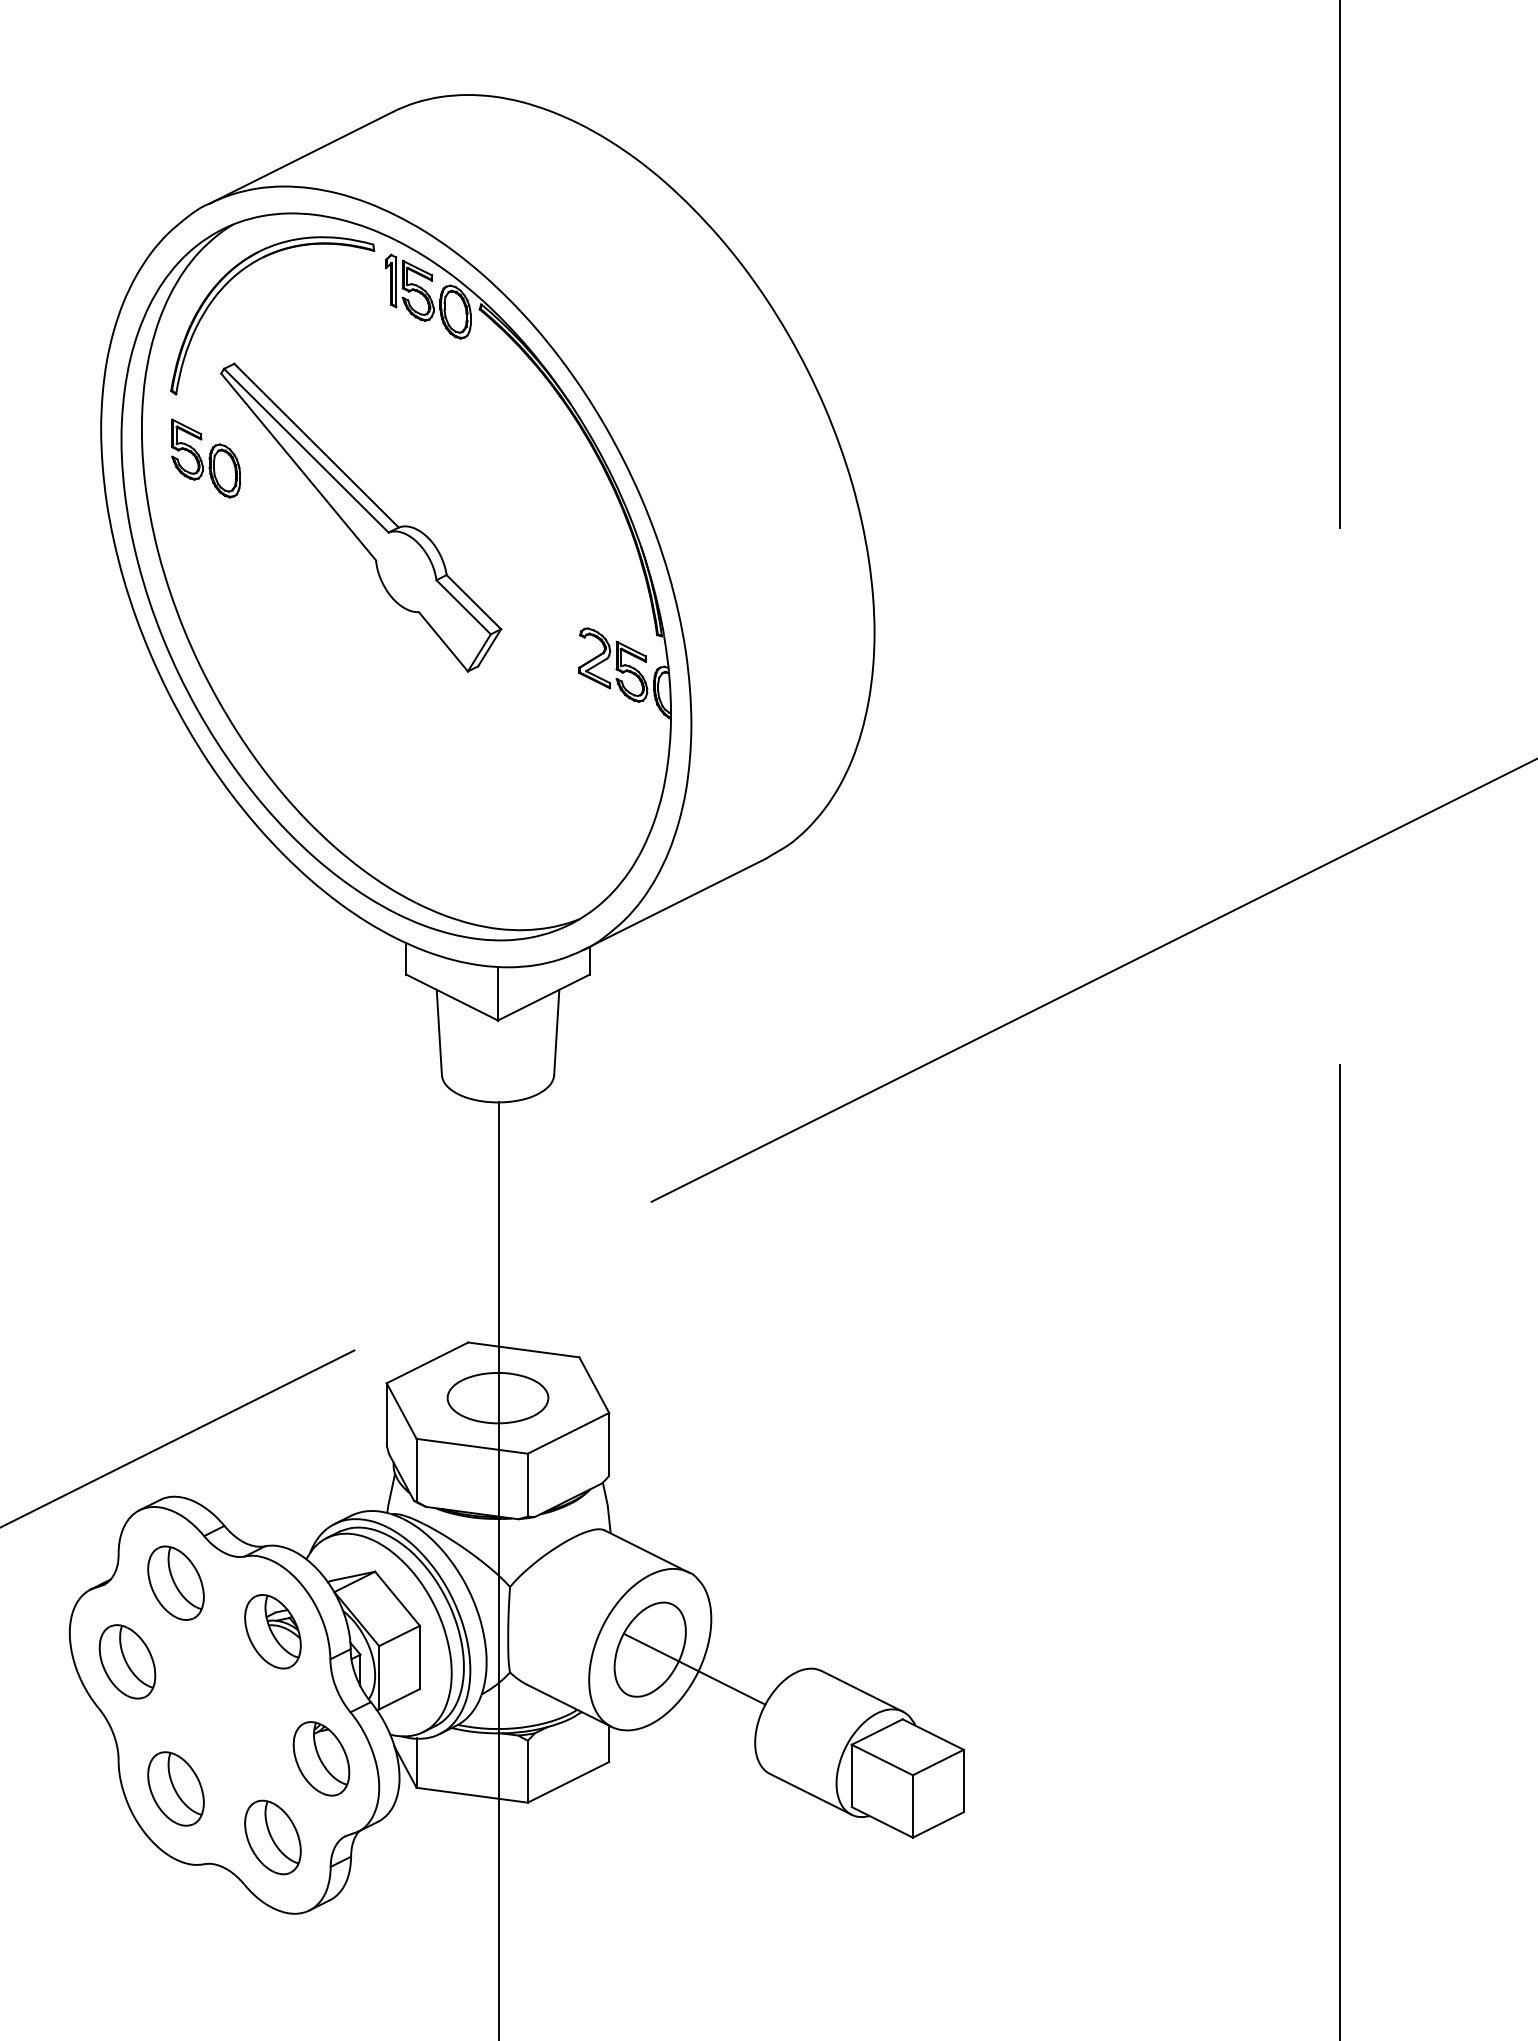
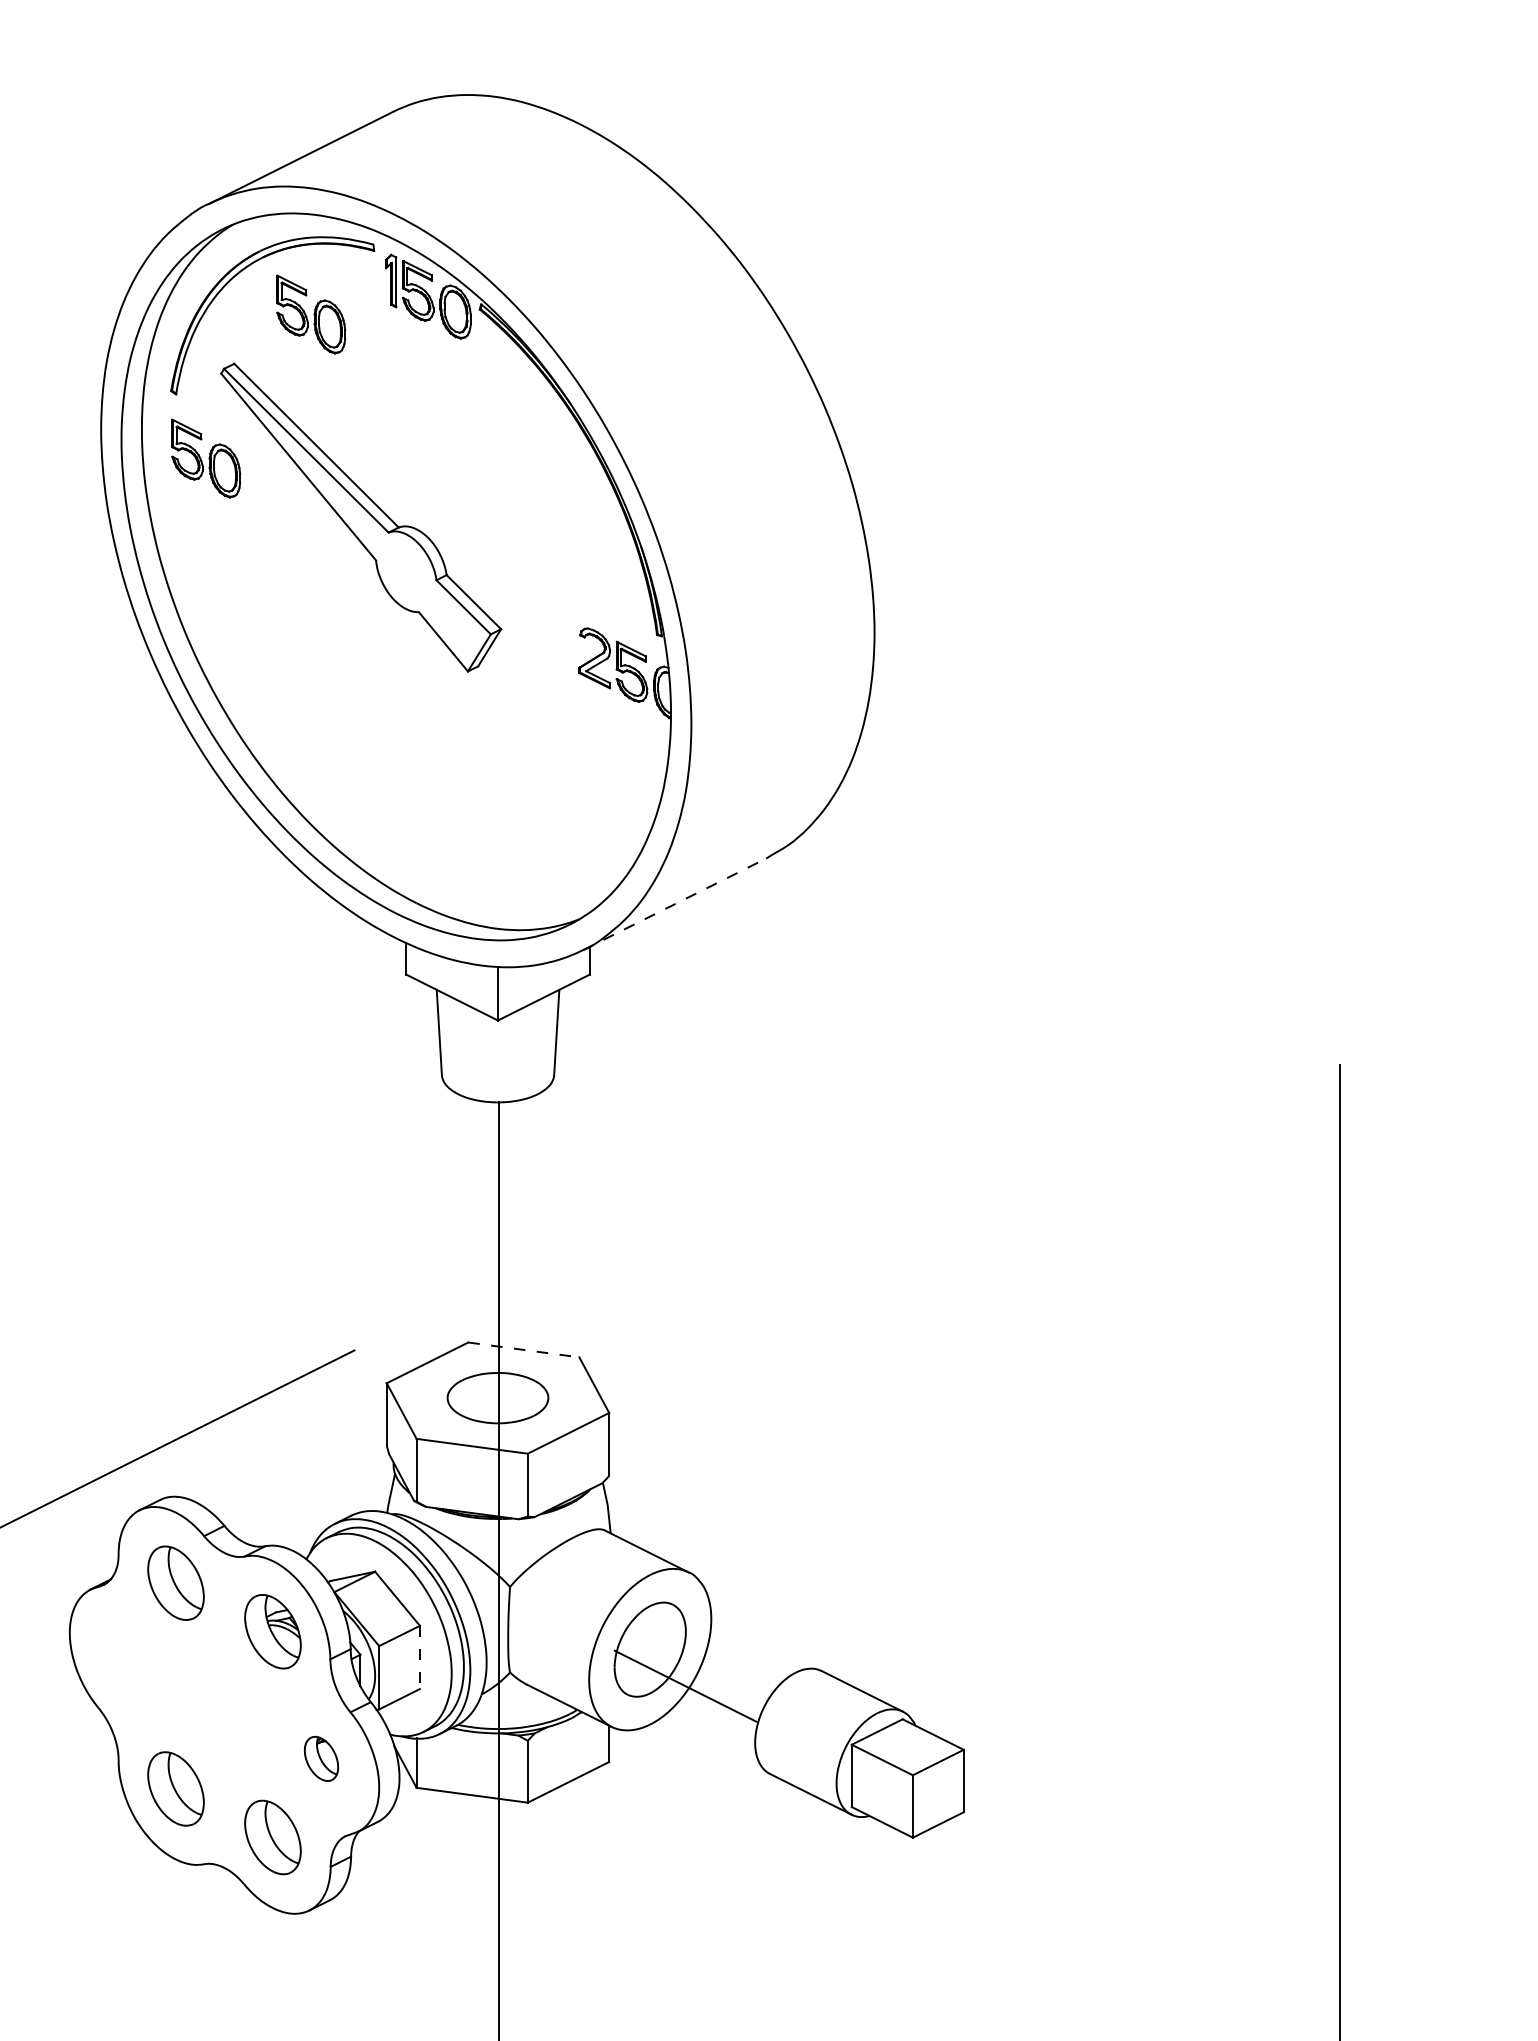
line: present -> none (1340, 265)
part: none -> present (311, 314)
line: solid -> dashed (674, 904)
line: present -> none (1092, 980)
line: solid -> dashed (524, 1350)
line: solid -> dashed (419, 1657)
part: present -> none (127, 1661)
line position: (694, 1668) -> (685, 1685) (685, 1685)
part size: 59x76 px -> 37x46 px (321, 1758)
